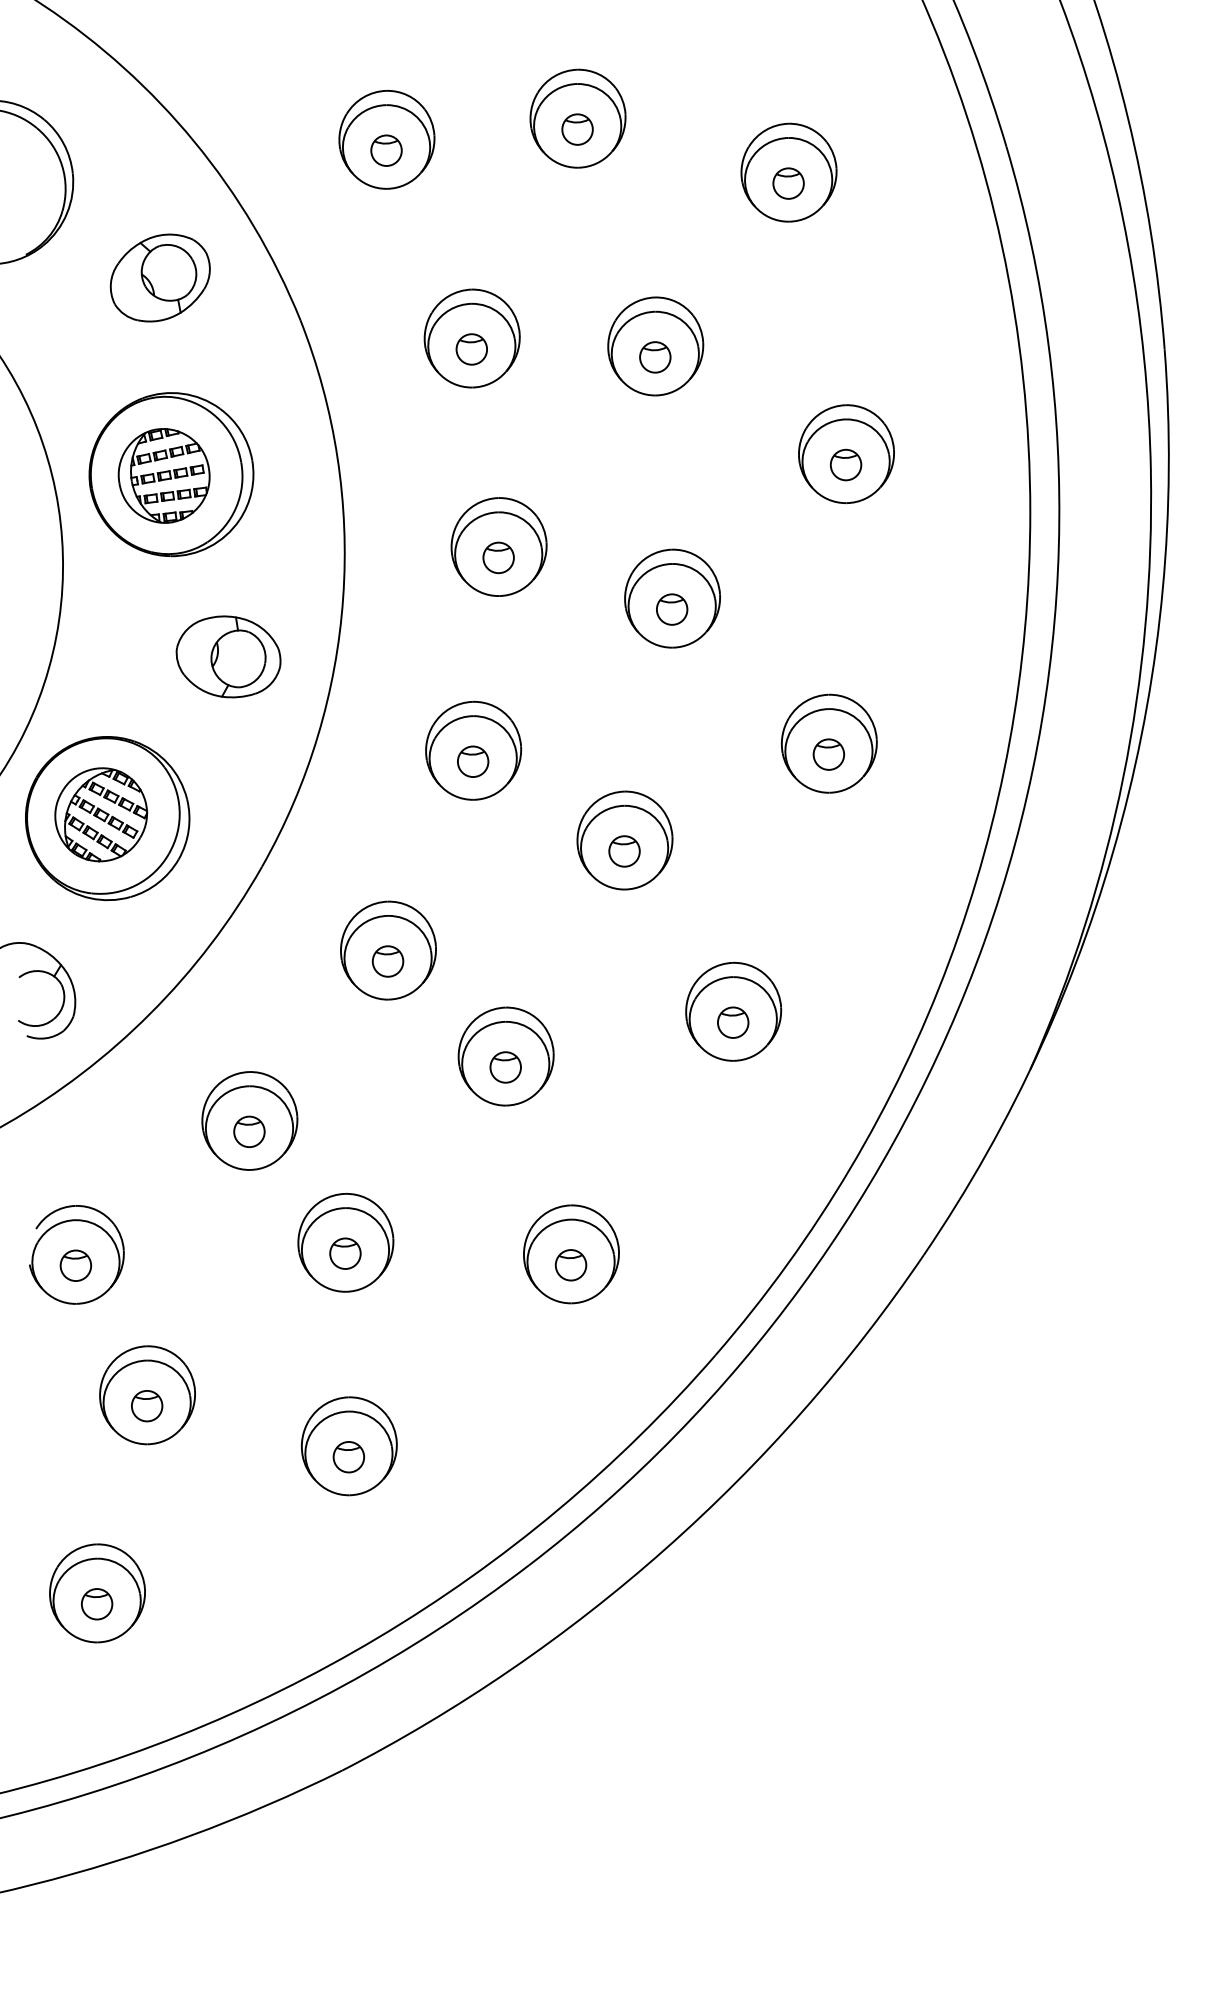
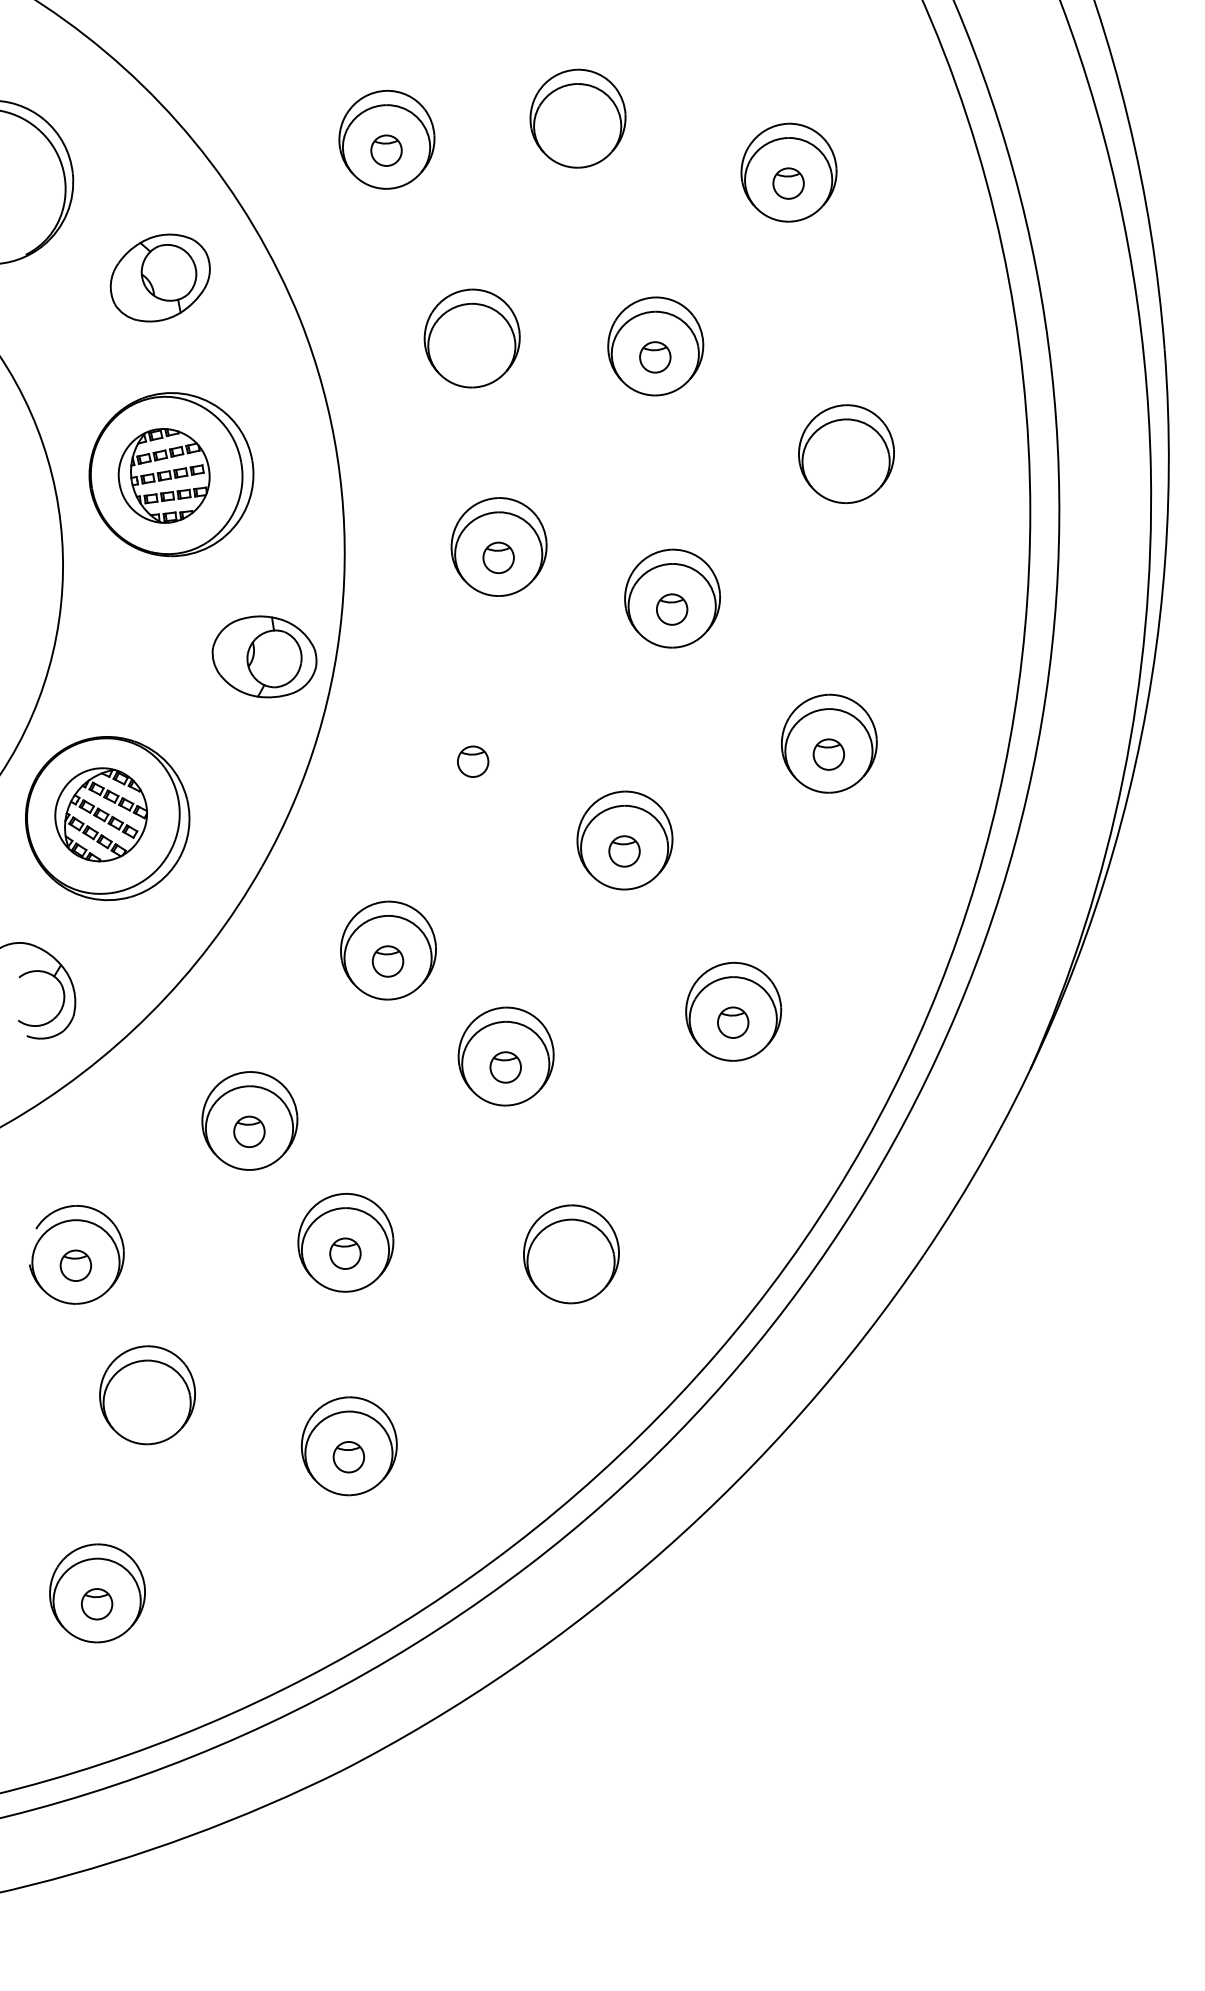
part: present -> none (577, 129)
part: present -> none (471, 349)
part: present -> none (845, 464)
part position: (228, 656) -> (264, 656) (264, 656)
part: present -> none (473, 750)
part: present -> none (570, 1265)
part: present -> none (147, 1406)
